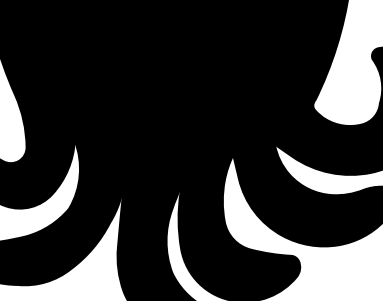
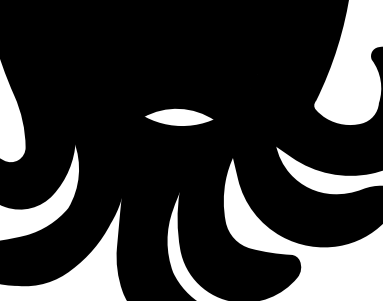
fill: present -> none (178, 116)
